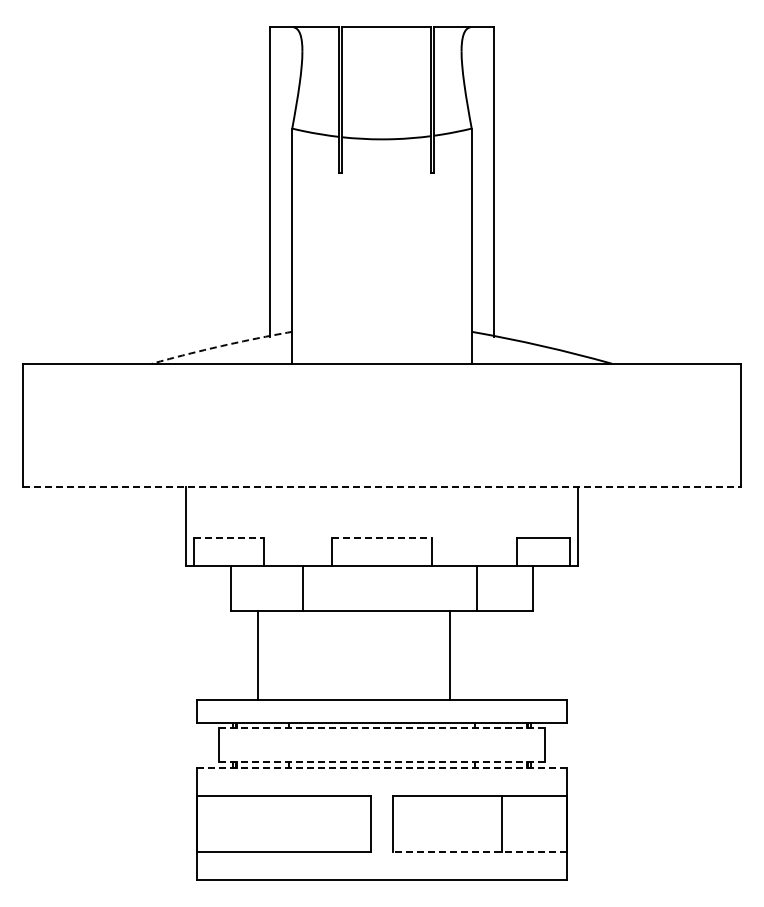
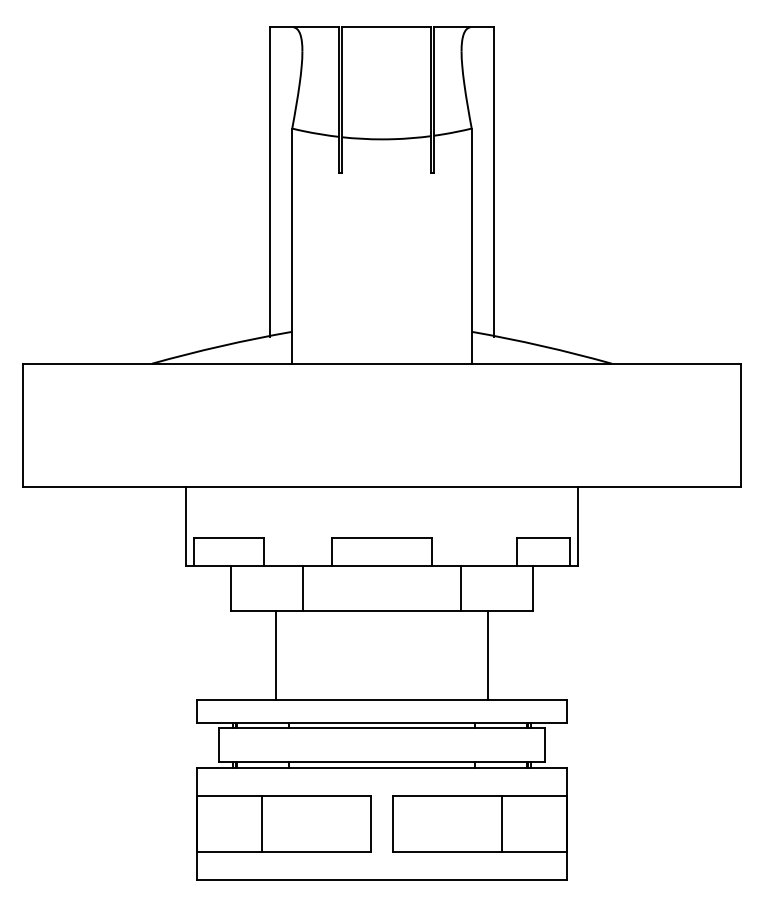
arc: dashed -> solid (221, 346)
line: dashed -> solid (382, 487)
line: dashed -> solid (229, 537)
line: dashed -> solid (382, 537)
line position: (476, 587) -> (460, 587) (460, 587)
line position: (257, 655) -> (275, 655) (275, 655)
line position: (450, 655) -> (488, 655) (488, 655)
line: dashed -> solid (382, 728)
line: dashed -> solid (382, 761)
line: dashed -> solid (381, 767)
line: none -> present (262, 823)
line: dashed -> solid (479, 851)
